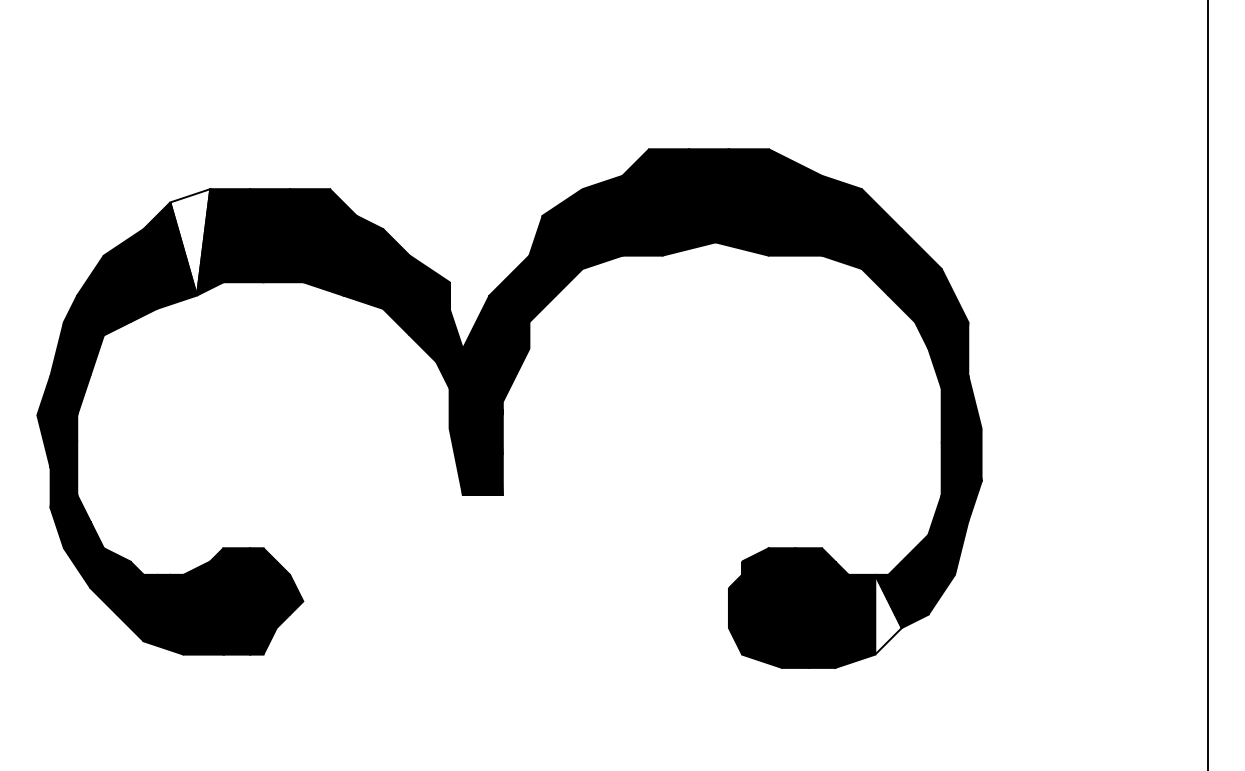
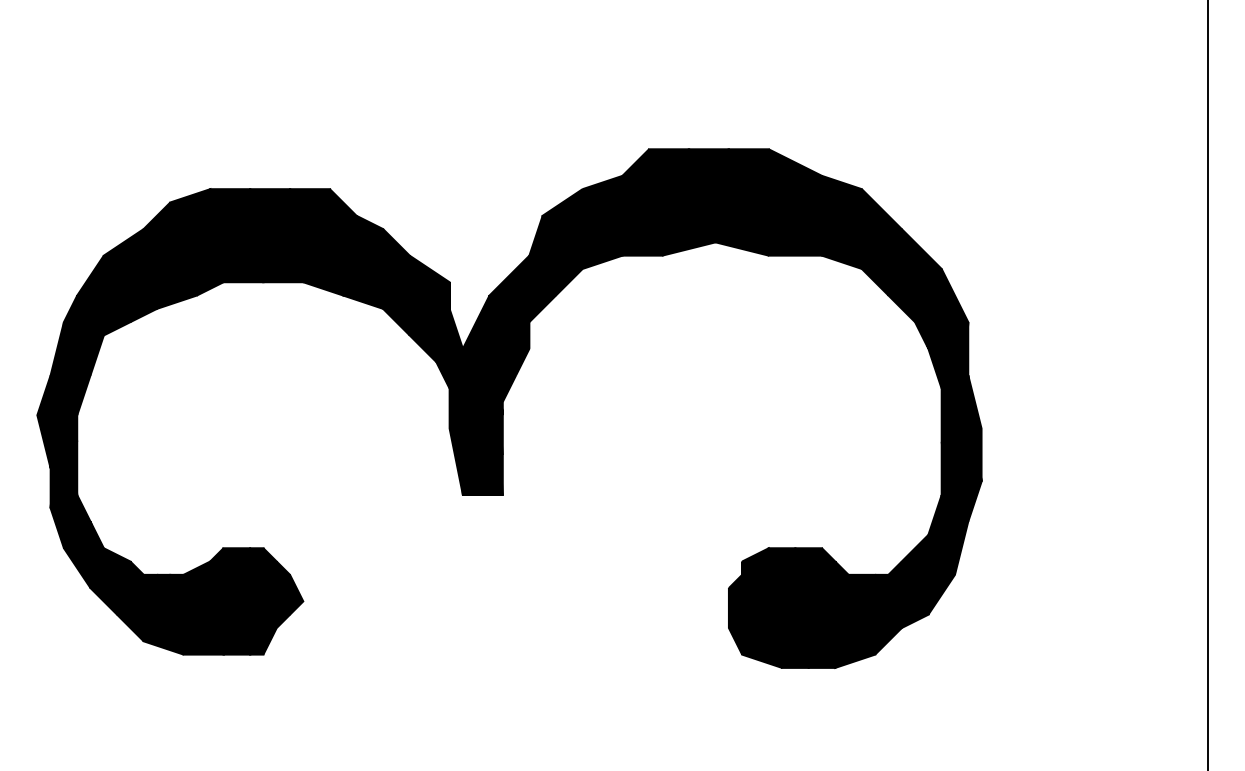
fill: none -> present (190, 242)
fill: none -> present (888, 614)
